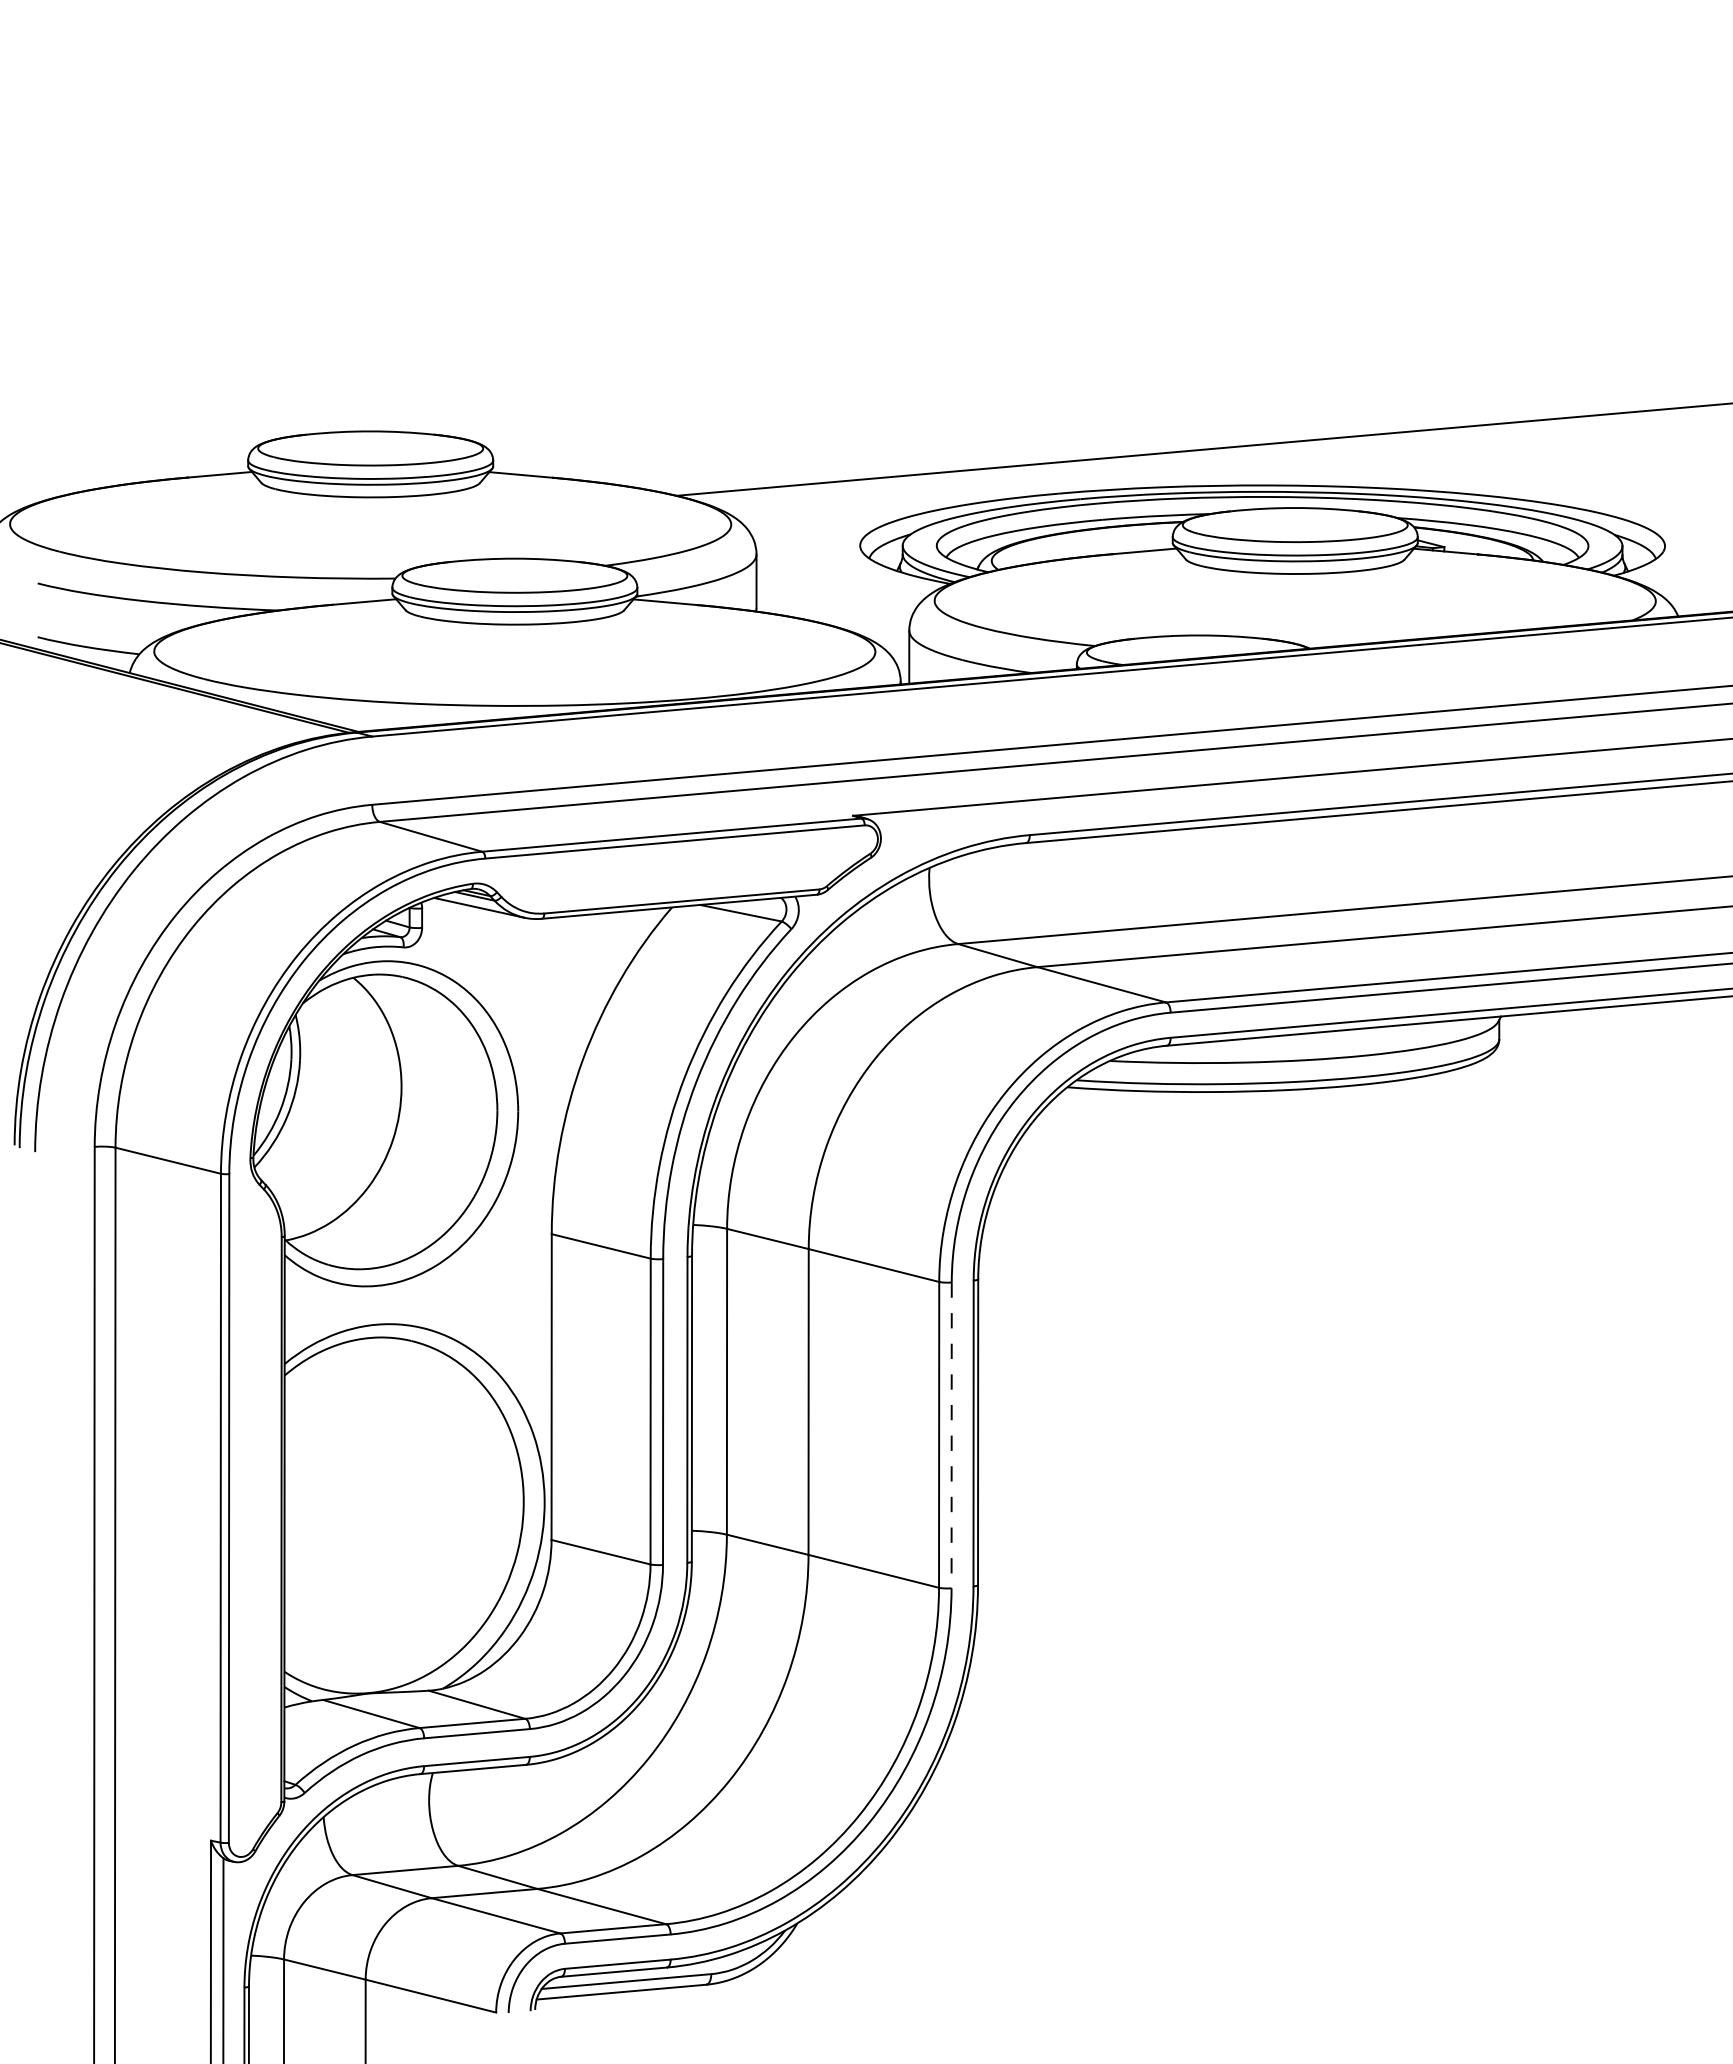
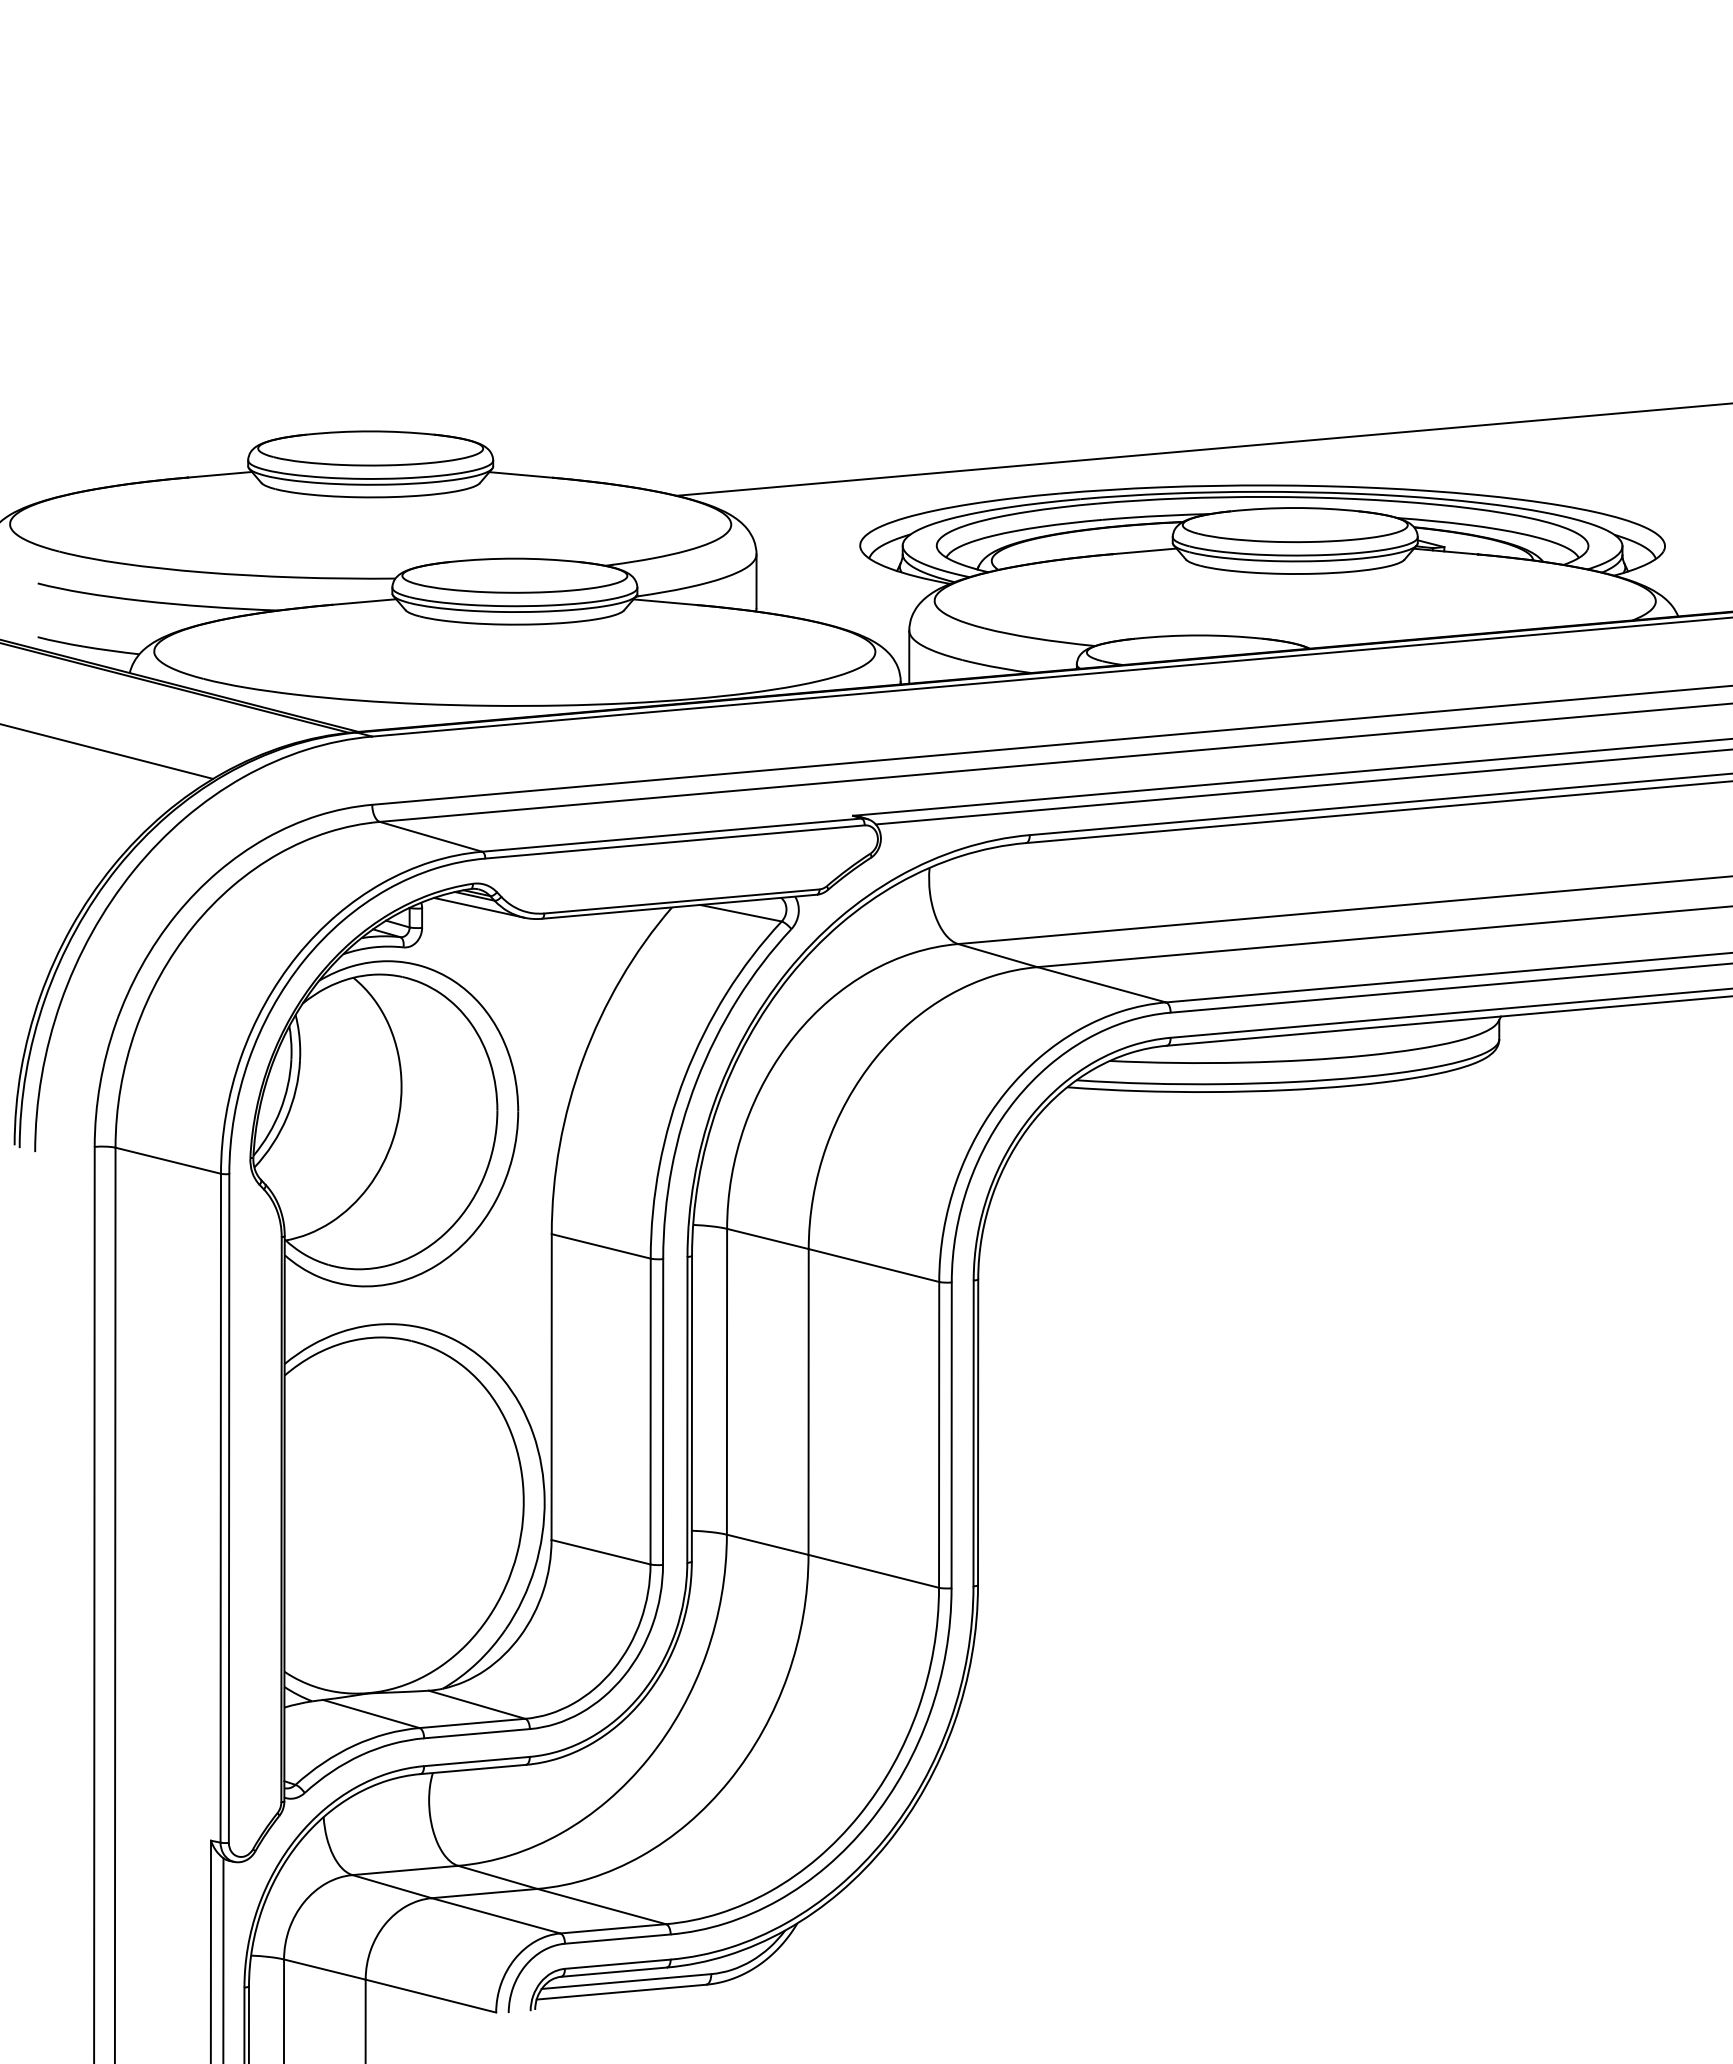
line: none -> present (107, 751)
line: none -> present (1302, 786)
line: dashed -> solid (951, 1435)
